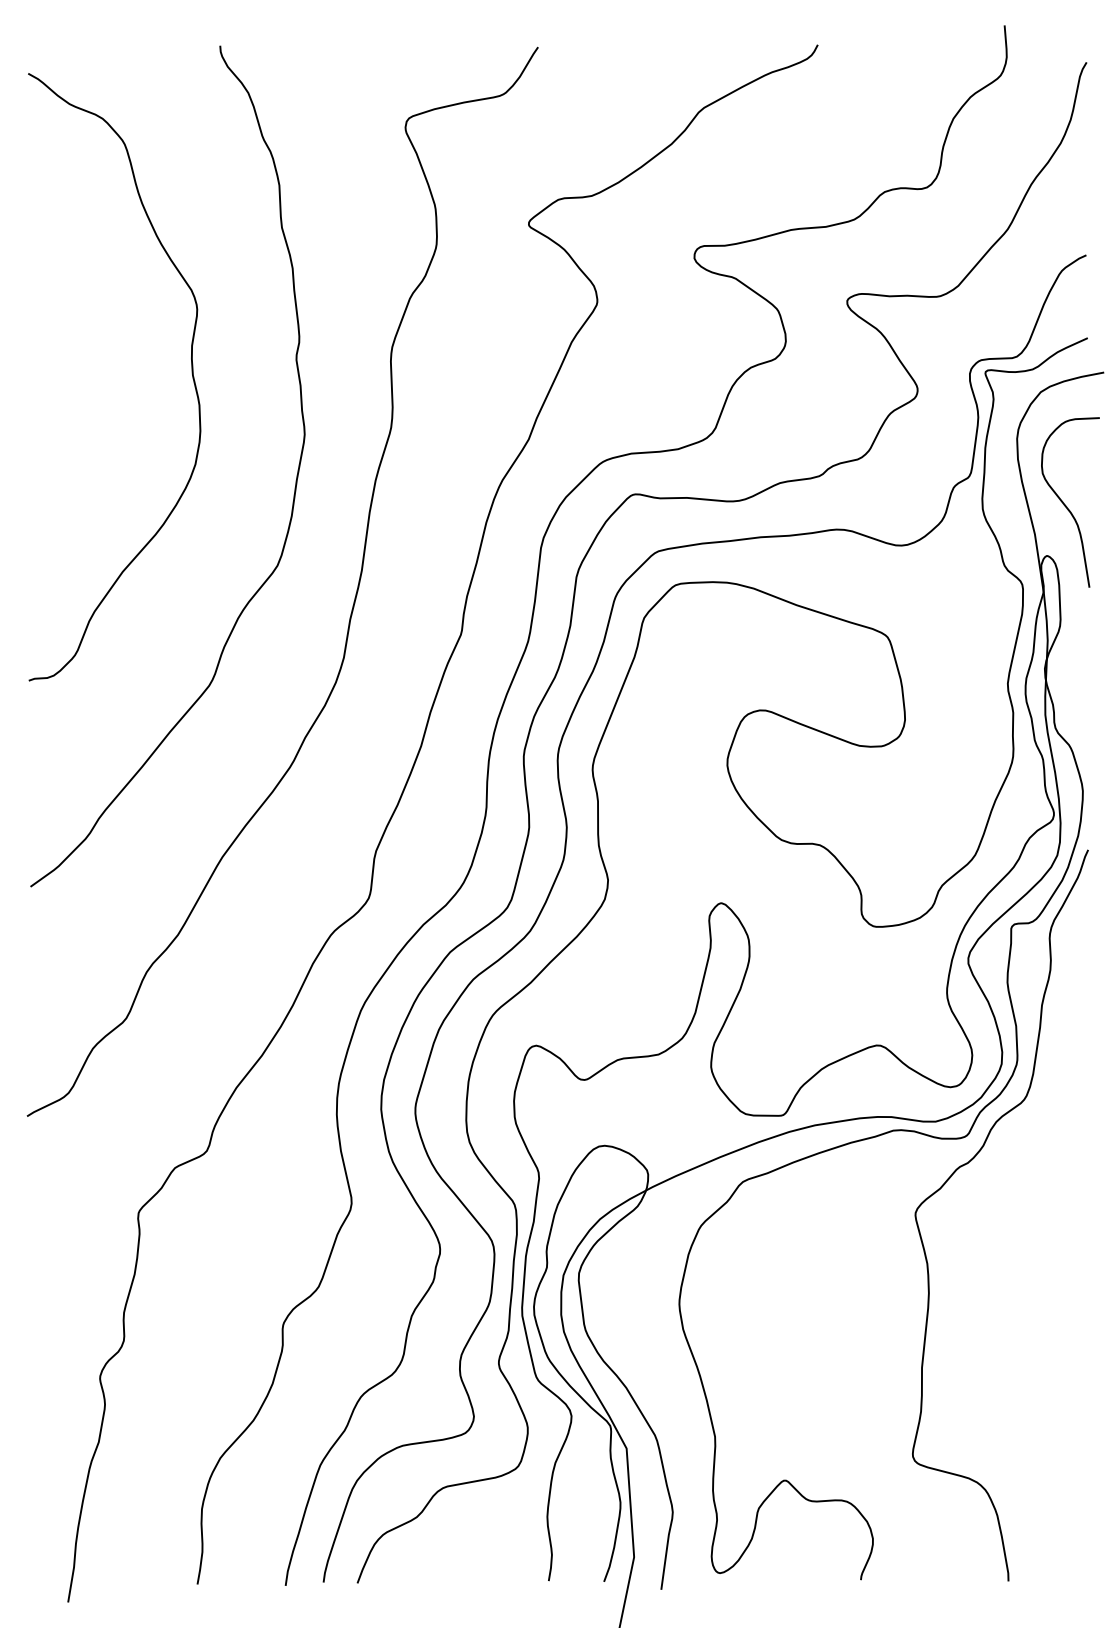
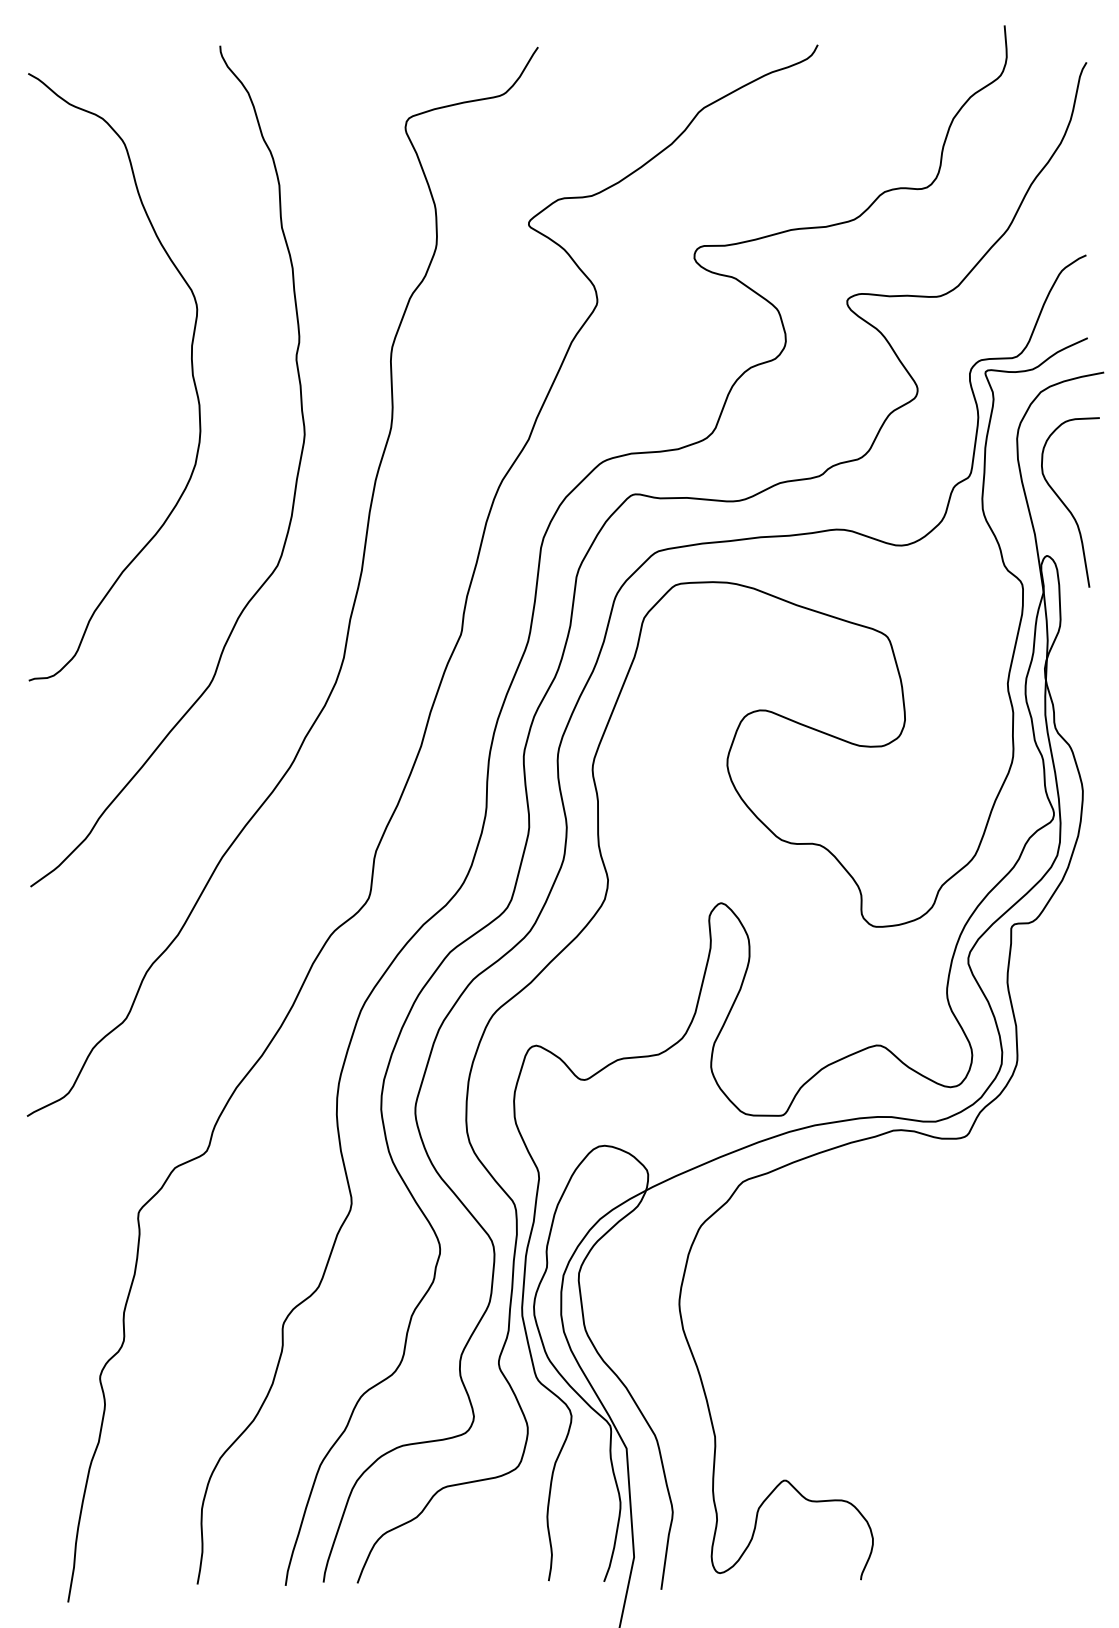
curve: present -> none (967, 1164)
